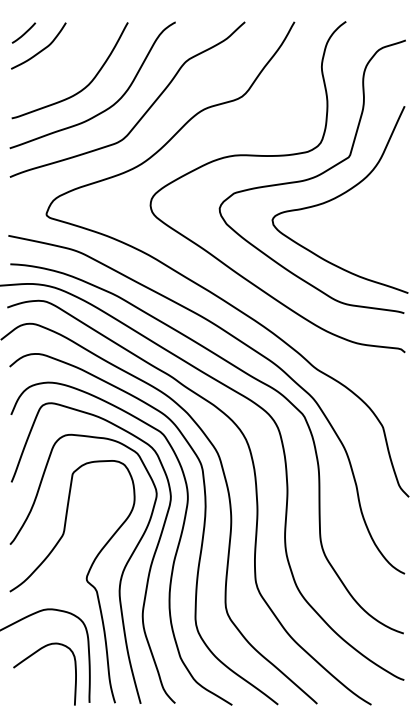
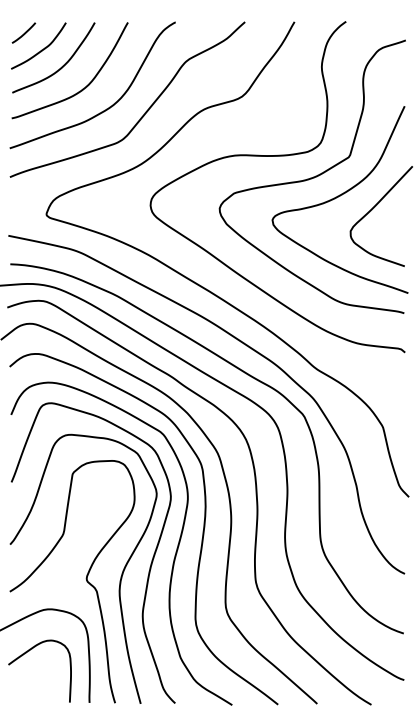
curve: none -> present (62, 65)
curve: none -> present (373, 209)
curve position: (31, 656) -> (26, 653) (26, 653)
